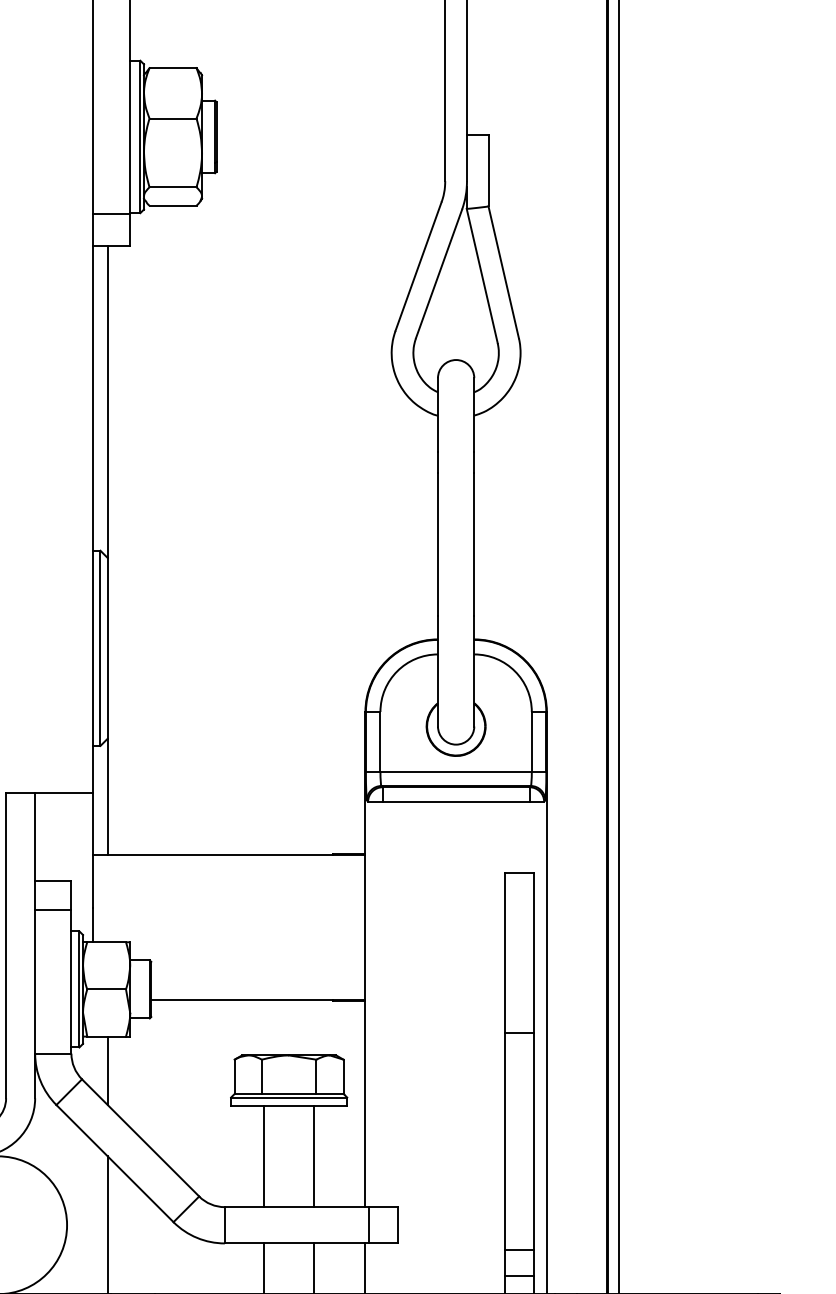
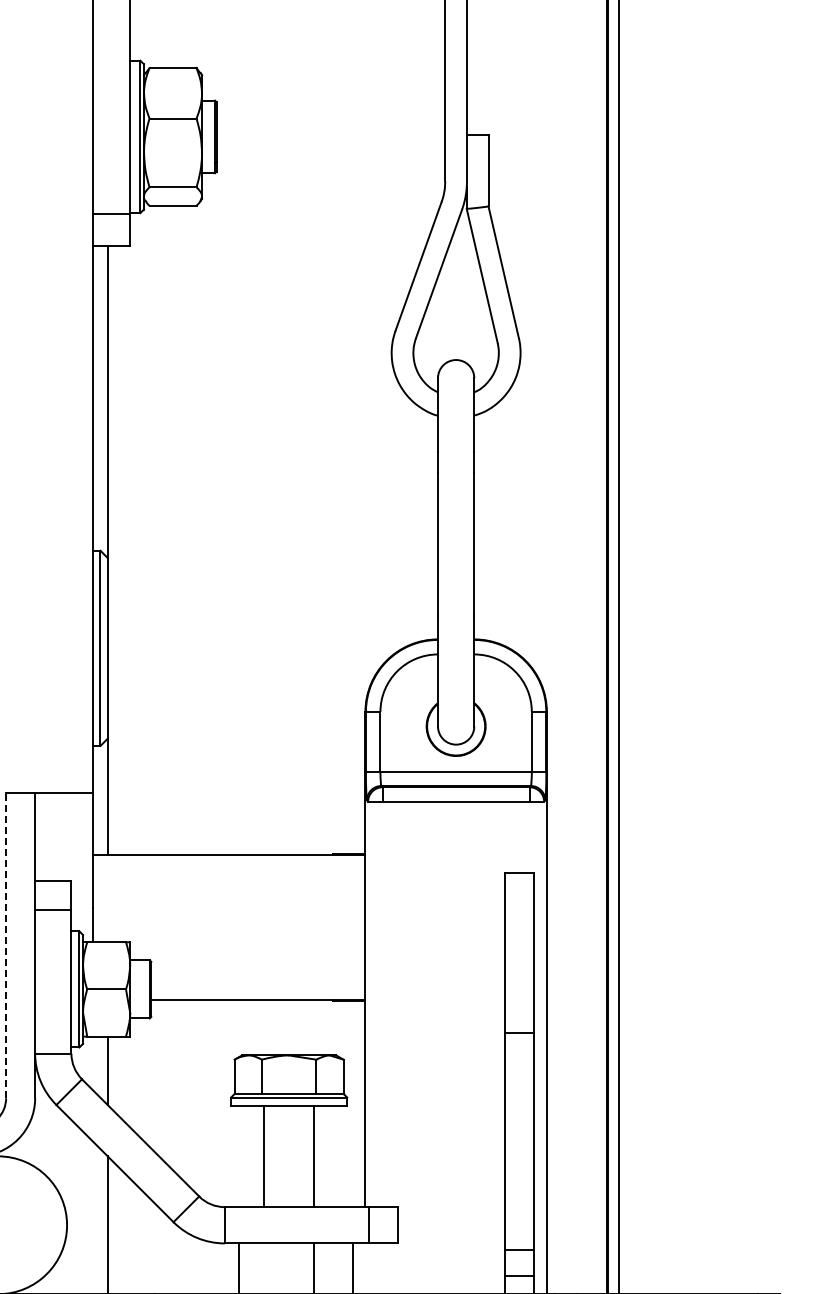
line: solid -> dashed (6, 945)
line position: (264, 1266) -> (239, 1266) (239, 1266)
line position: (365, 1266) -> (353, 1266) (353, 1266)
